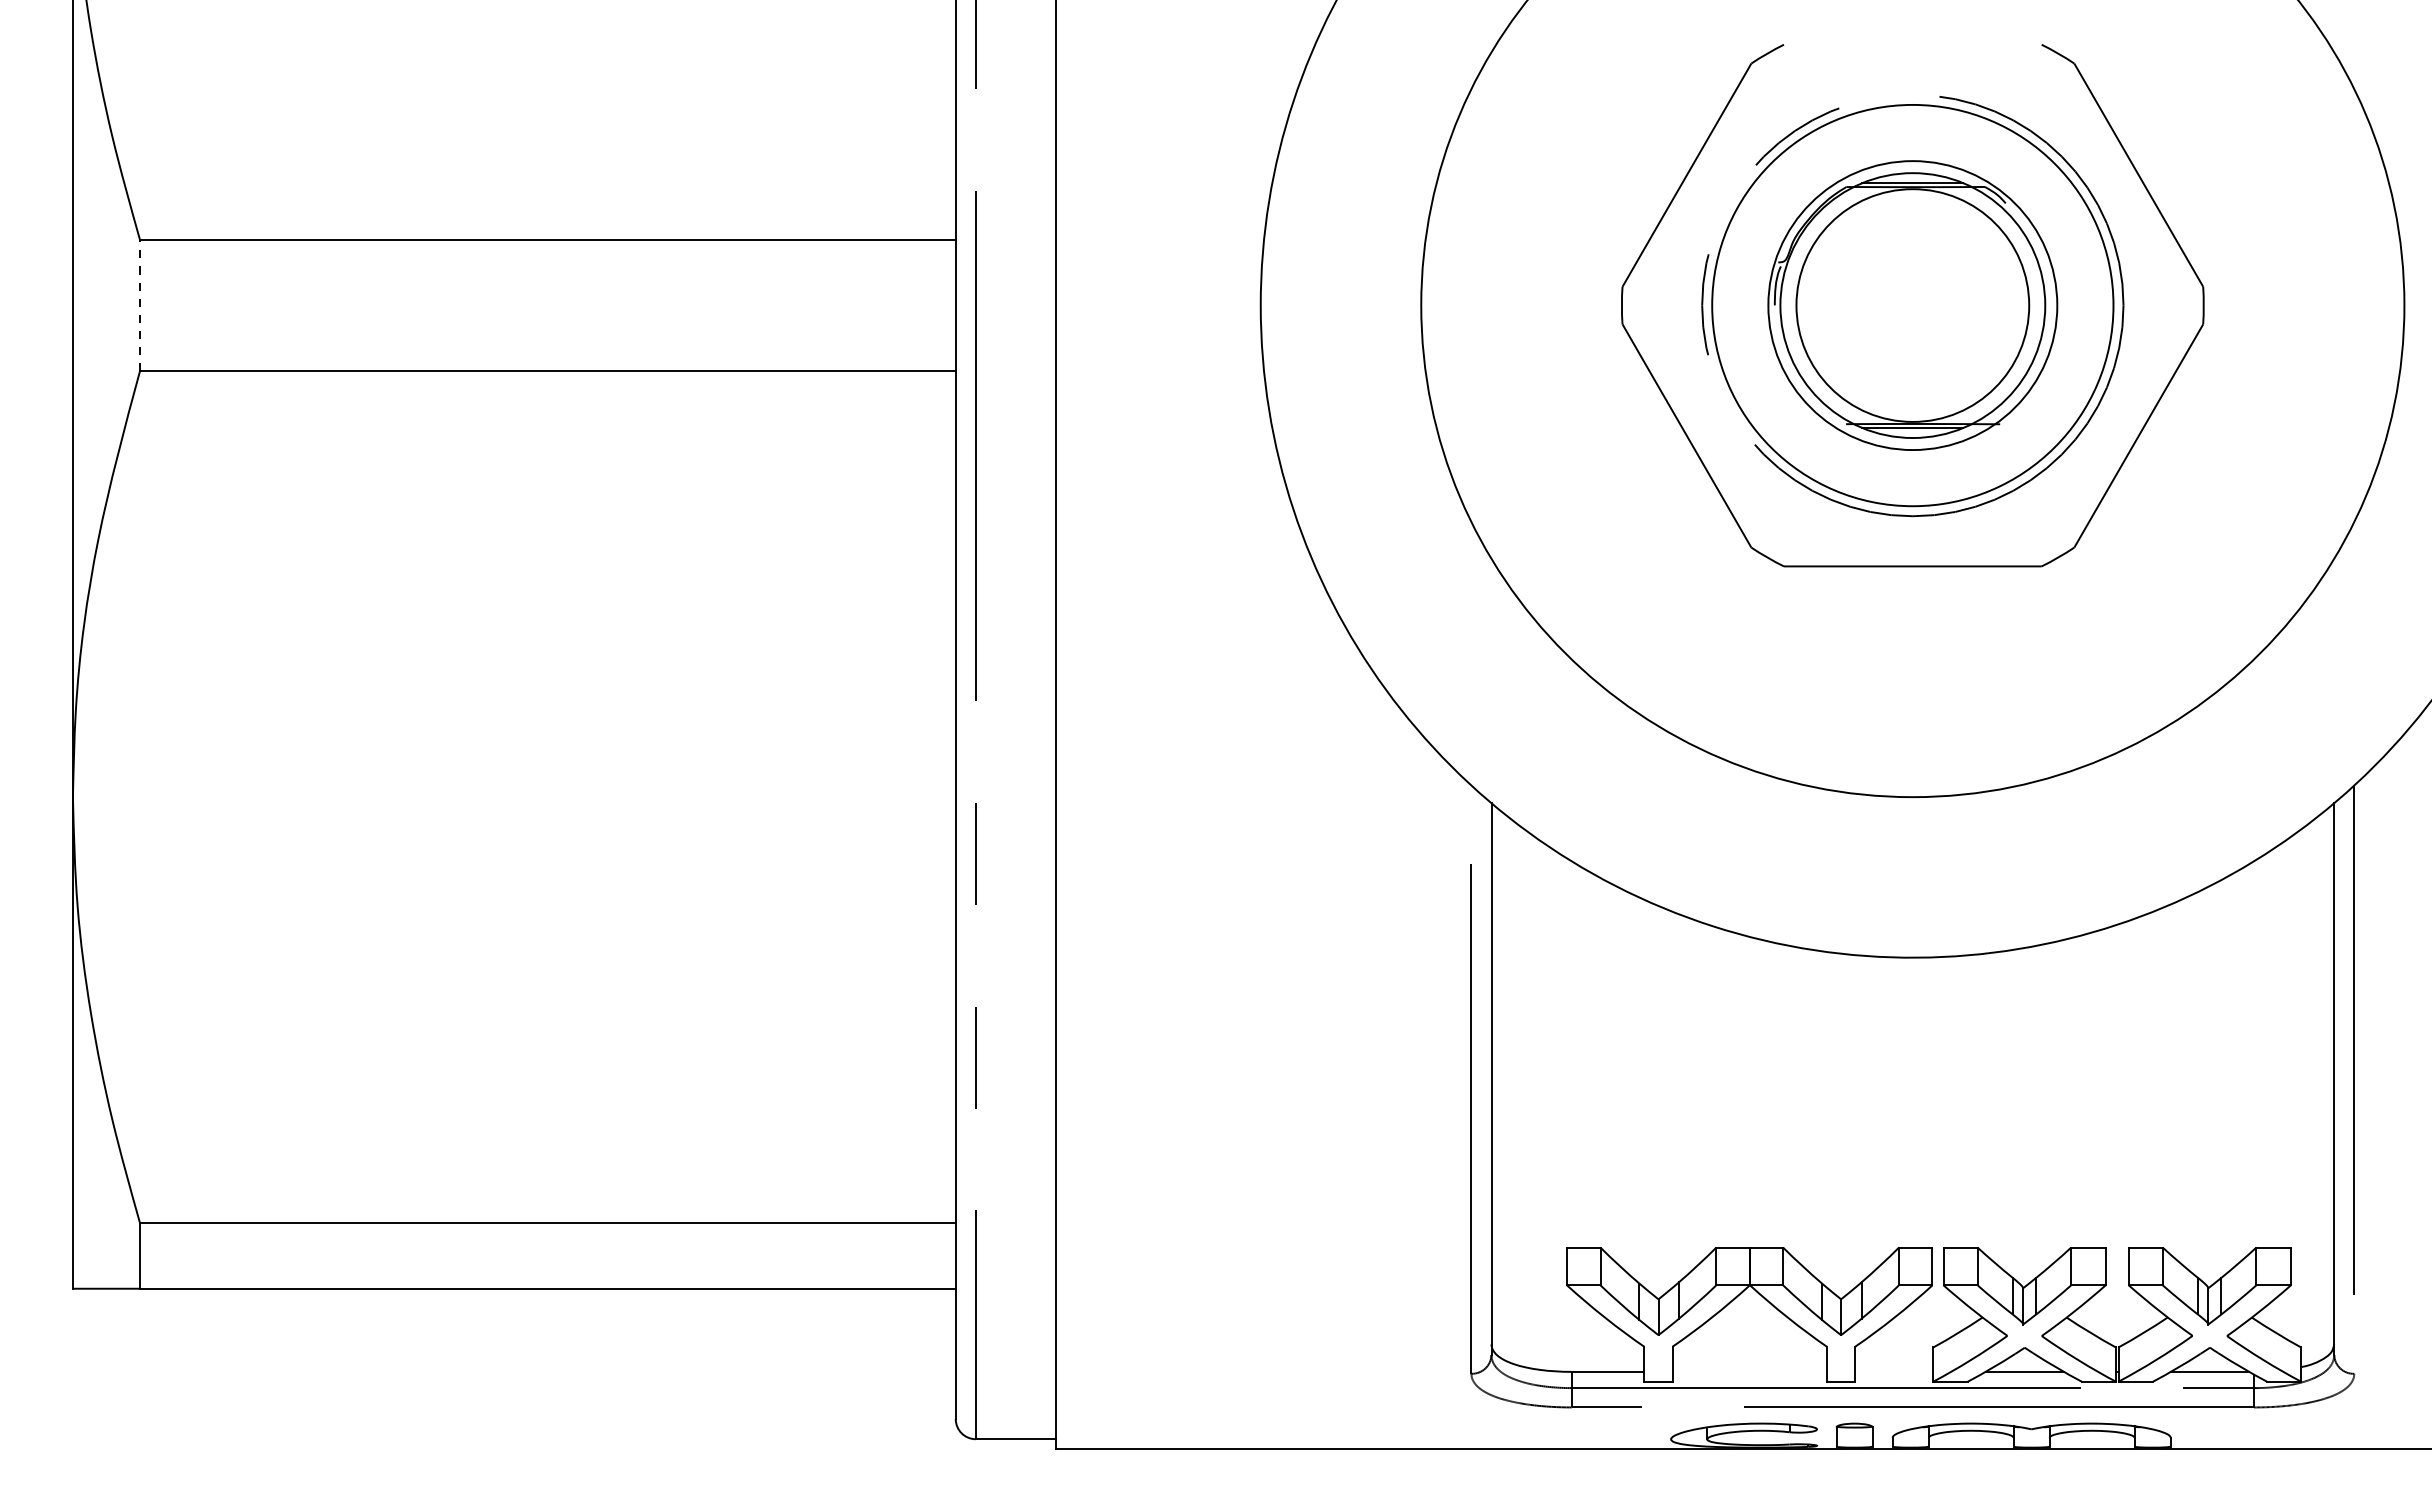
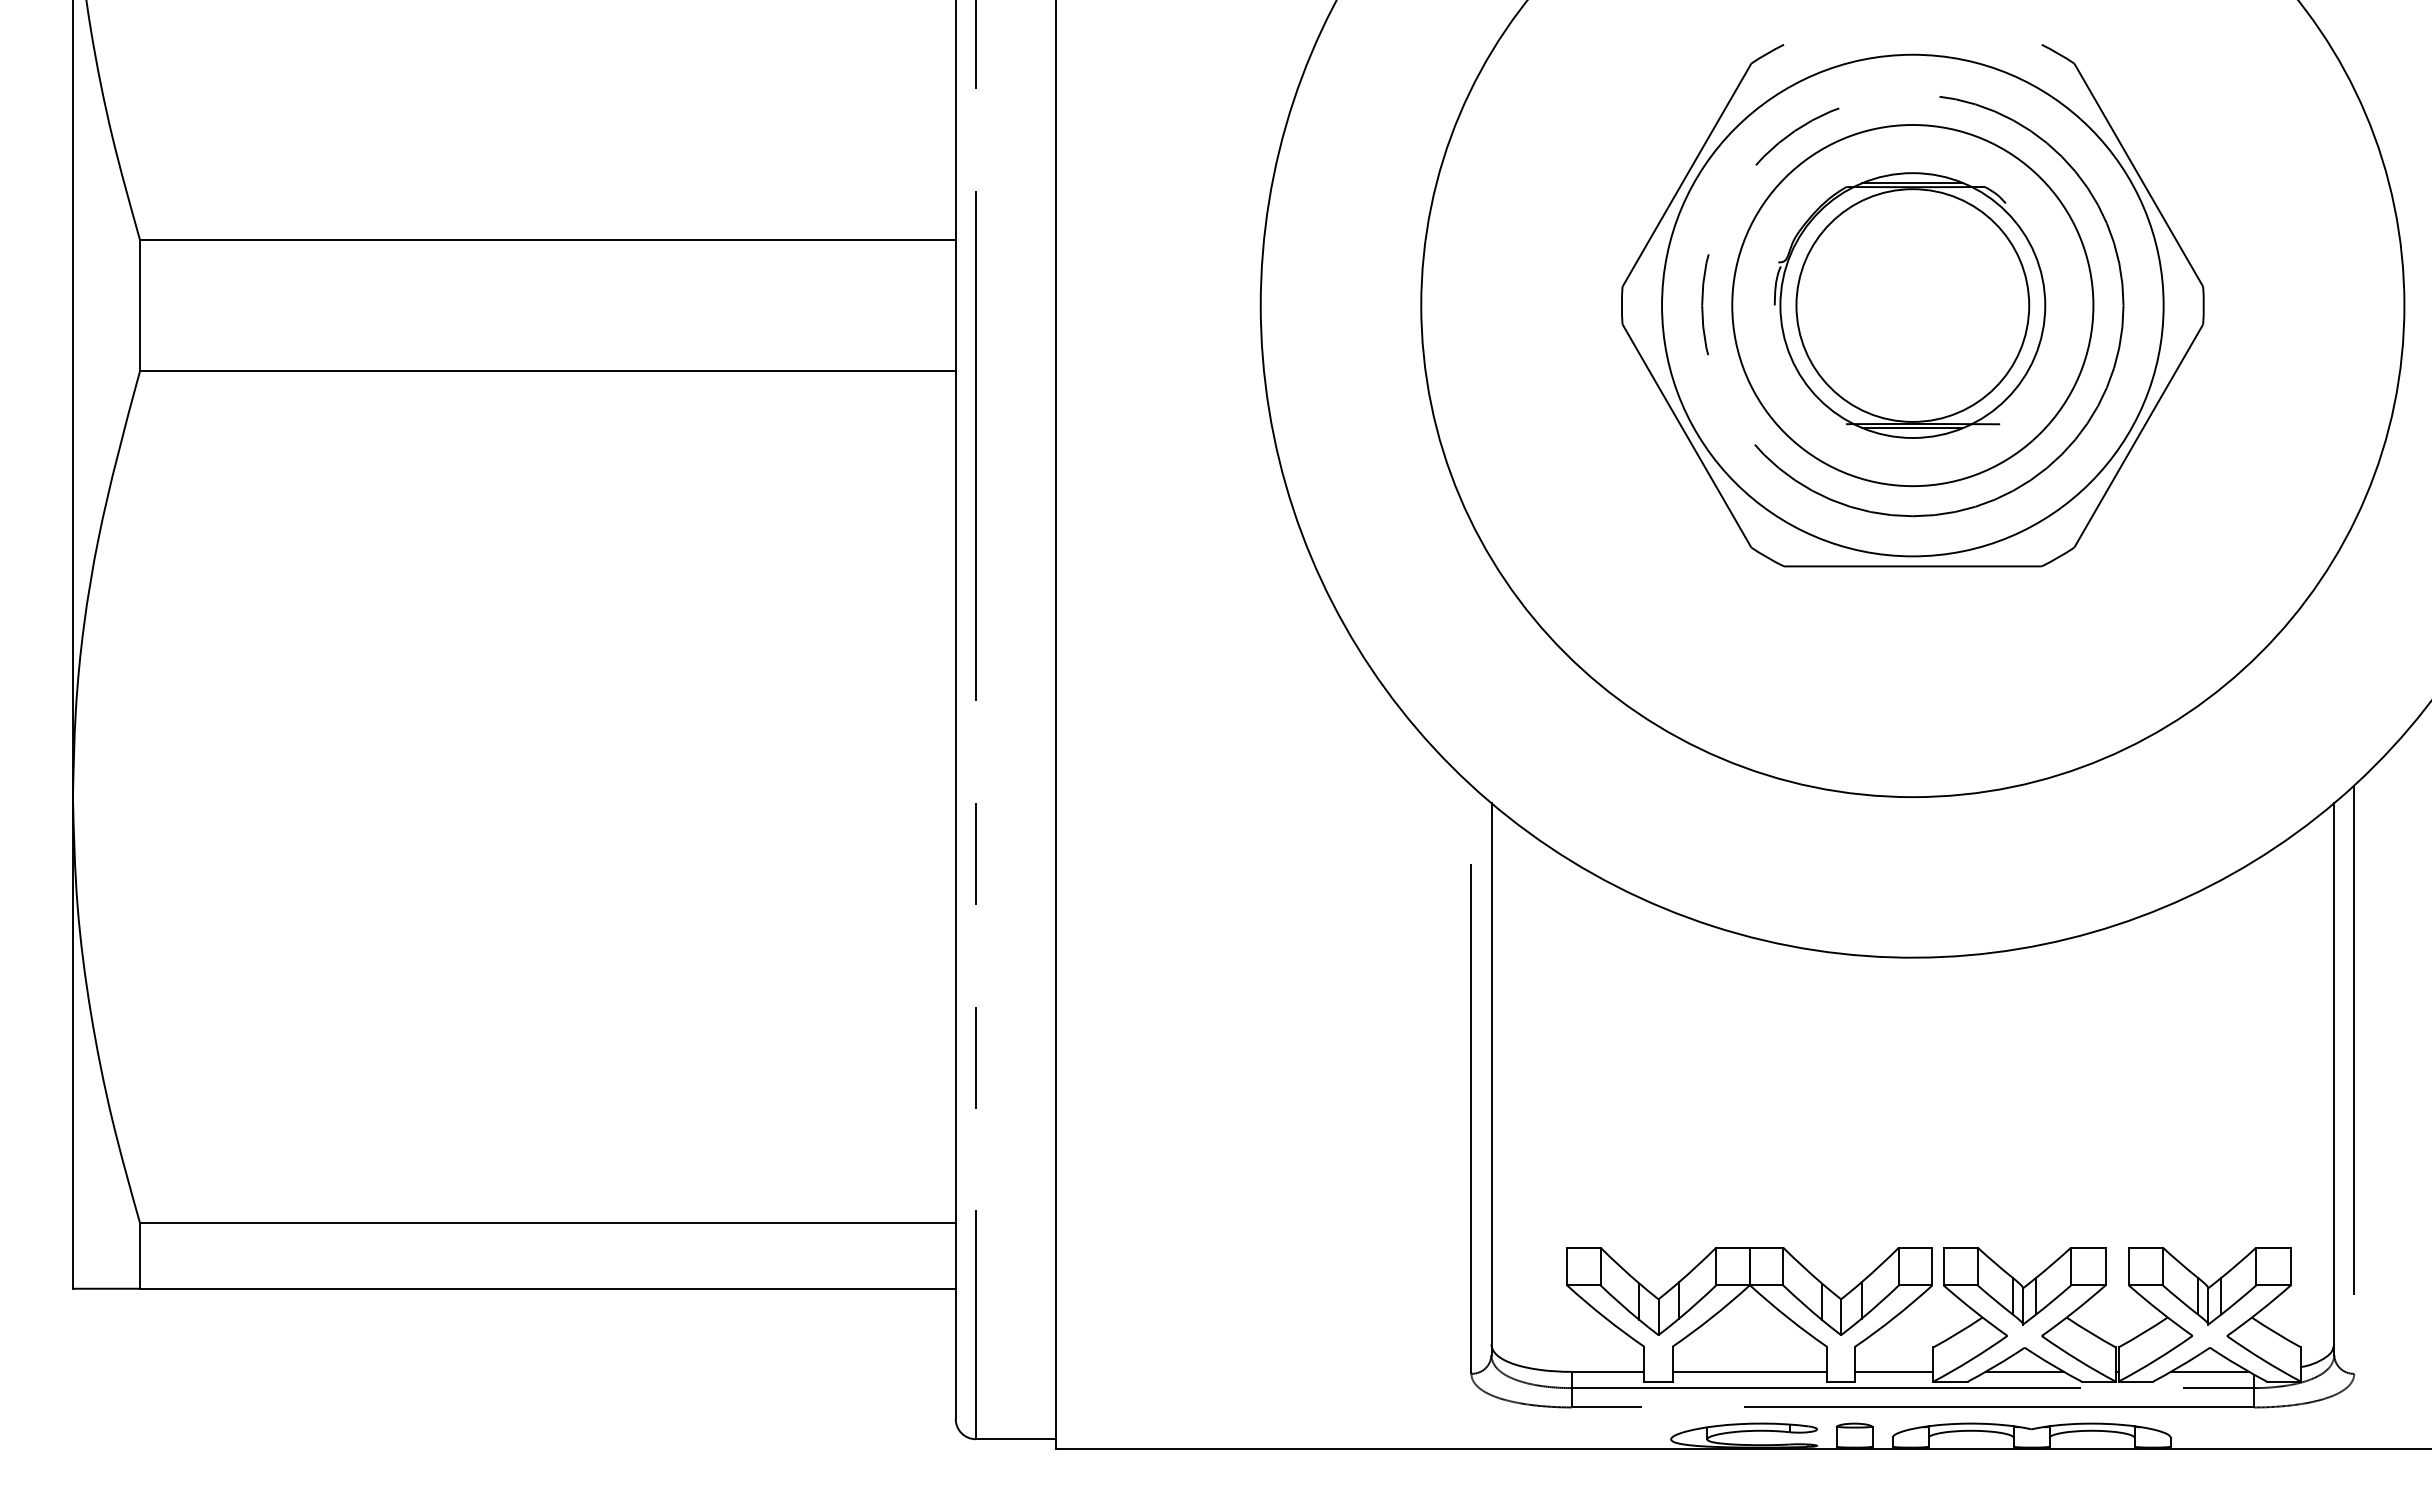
line: dashed -> solid (140, 305)
circle diameter: 289 px -> 361 px (1912, 305)
circle diameter: 401 px -> 502 px (1912, 305)
line: none -> present (1749, 1371)
line: none -> present (1894, 1371)
